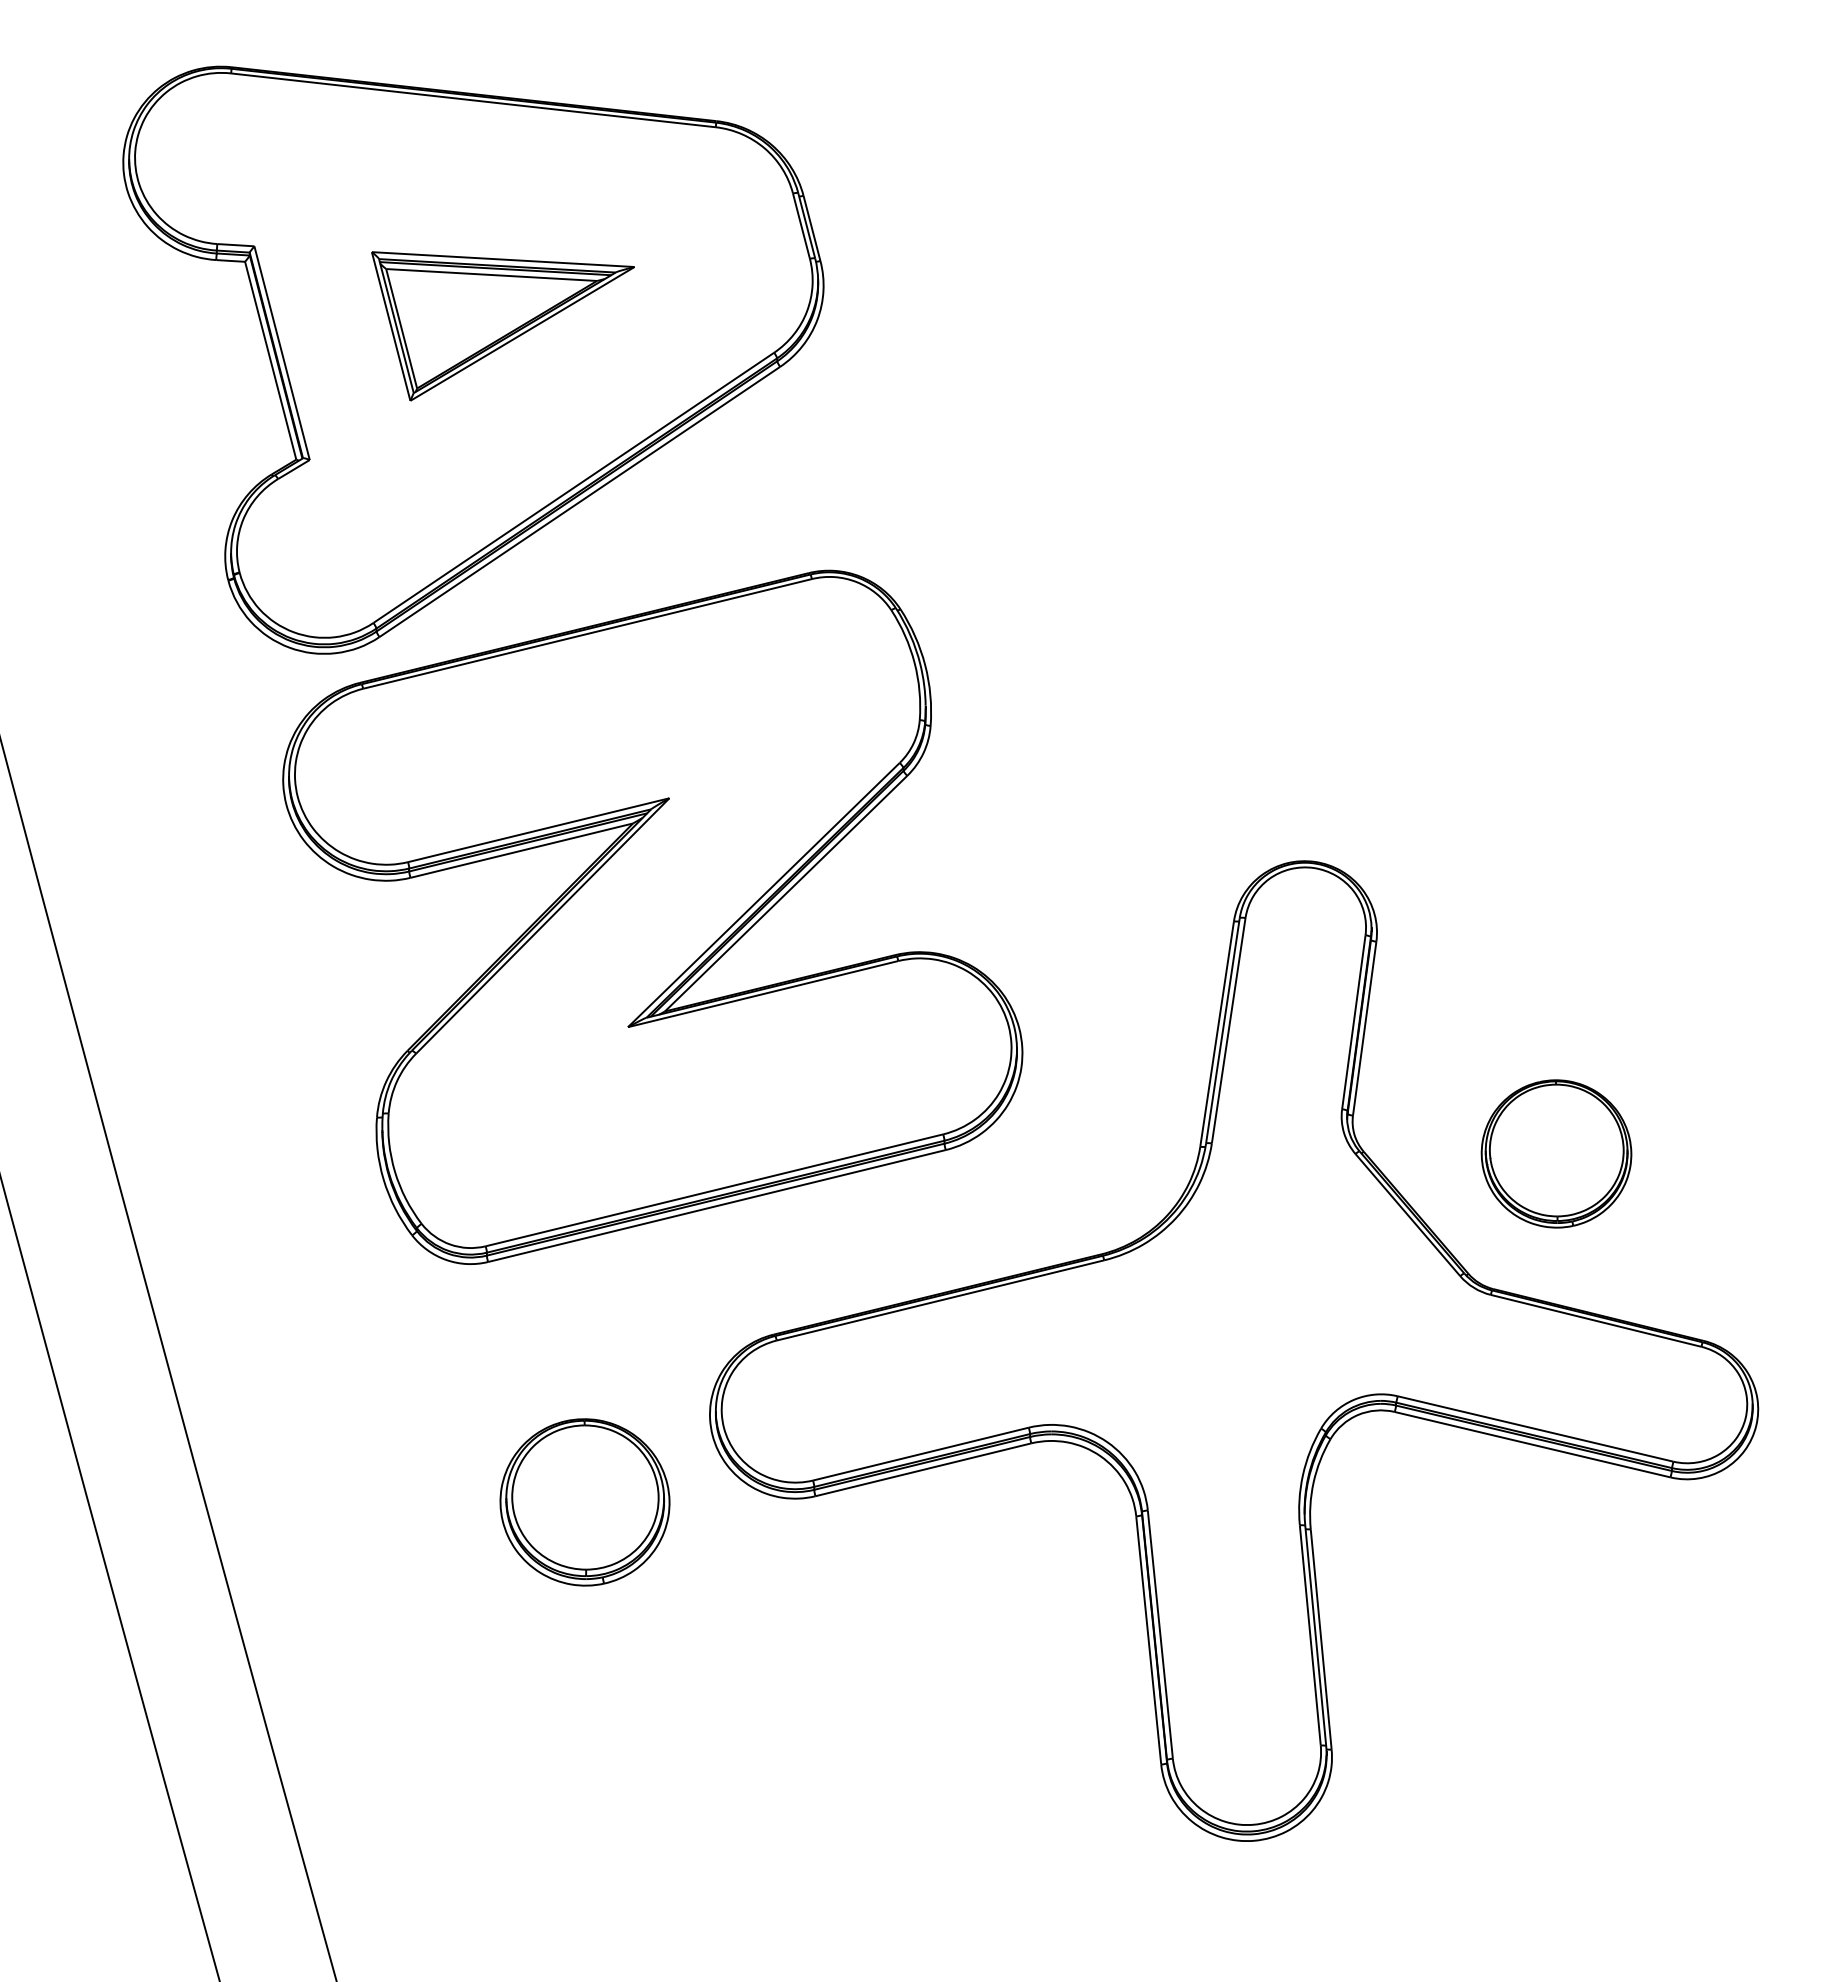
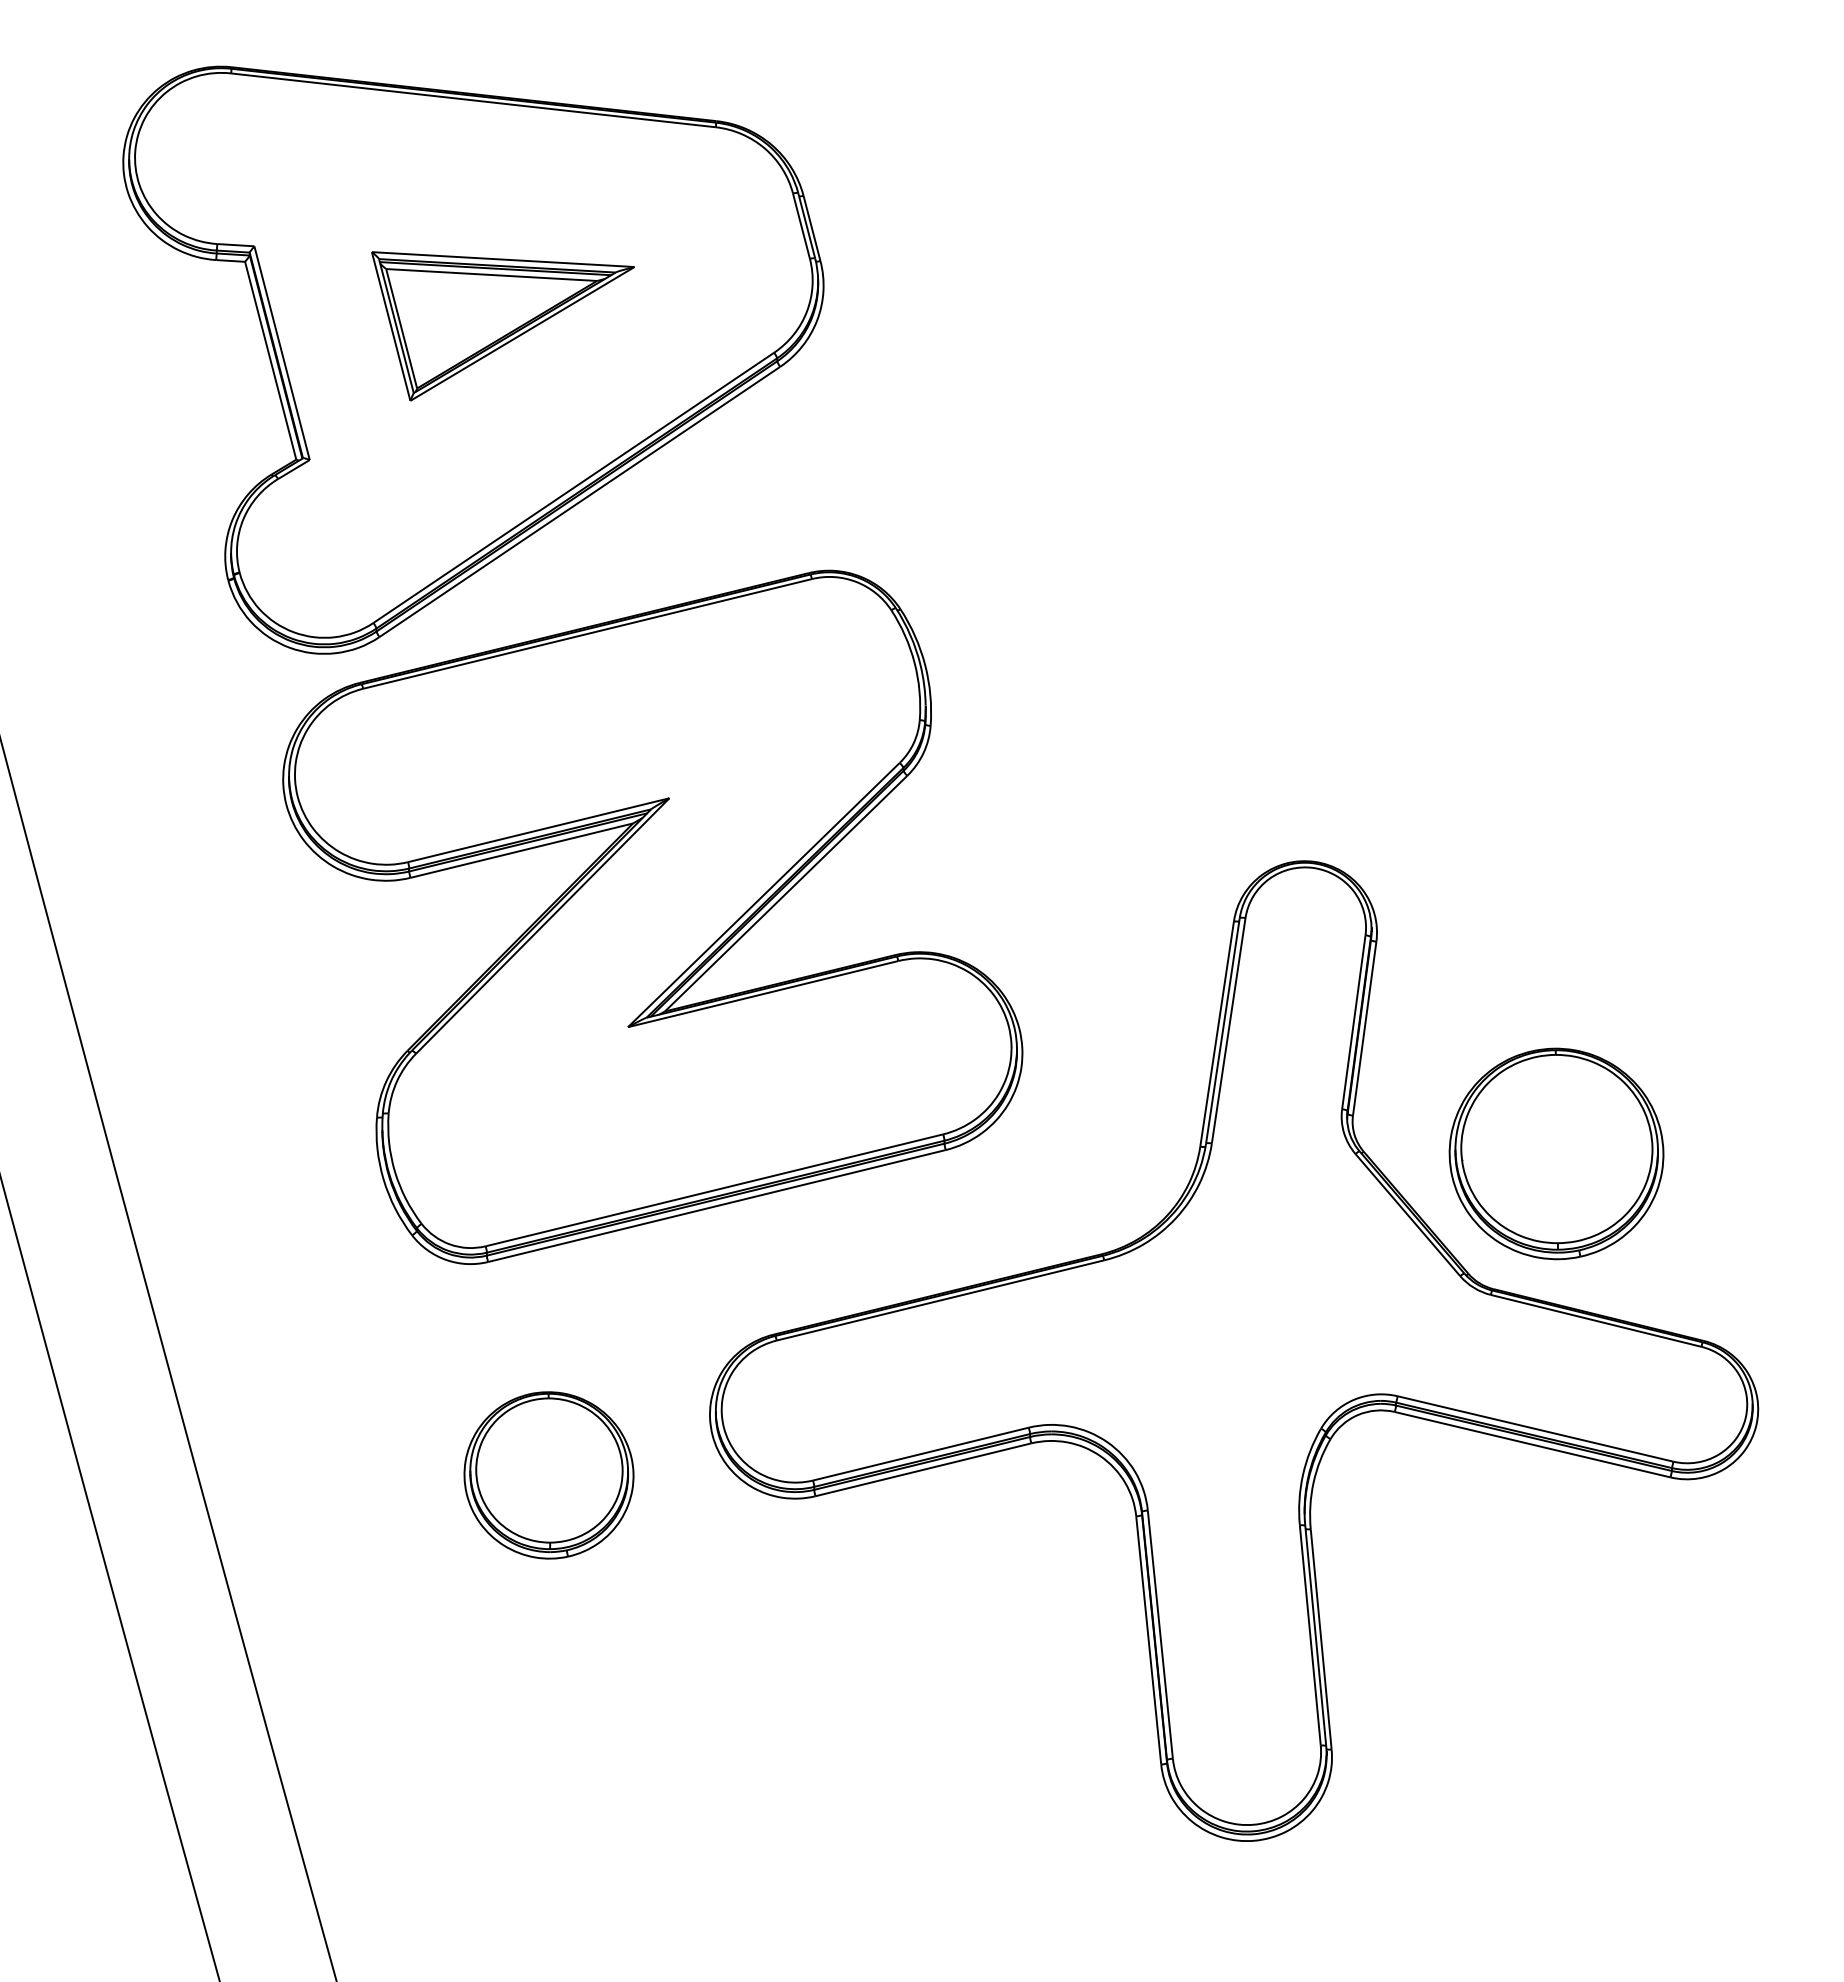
part size: 153x150 px -> 217x214 px (1556, 1153)
part position: (584, 1502) -> (548, 1475) (548, 1475)
